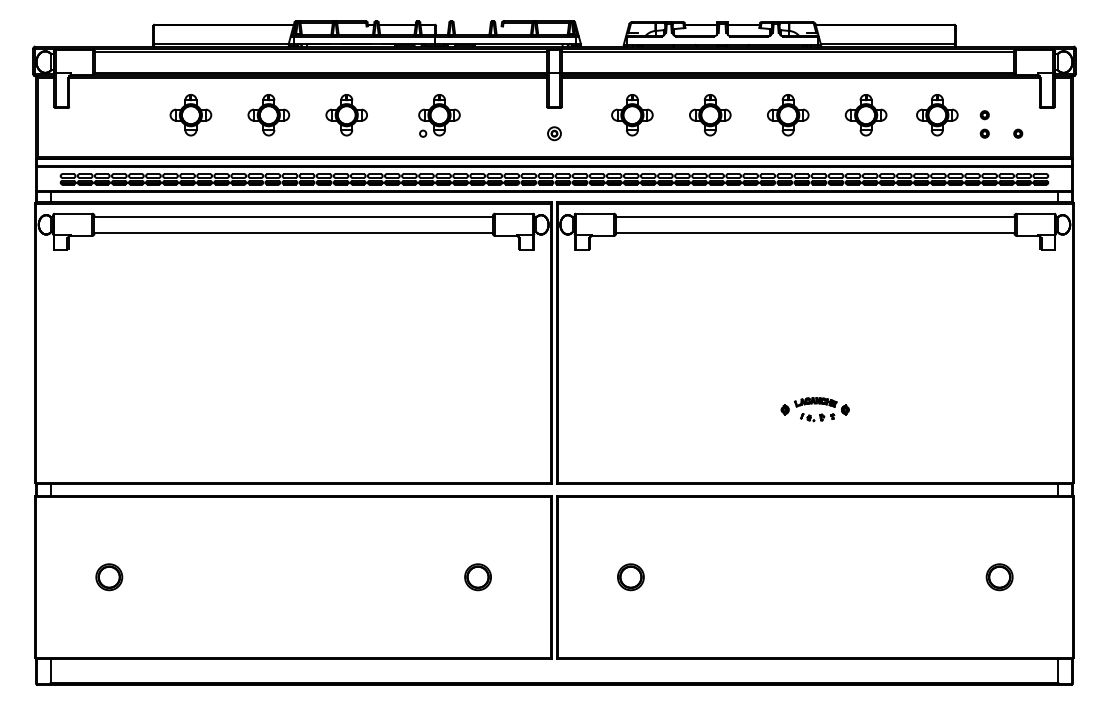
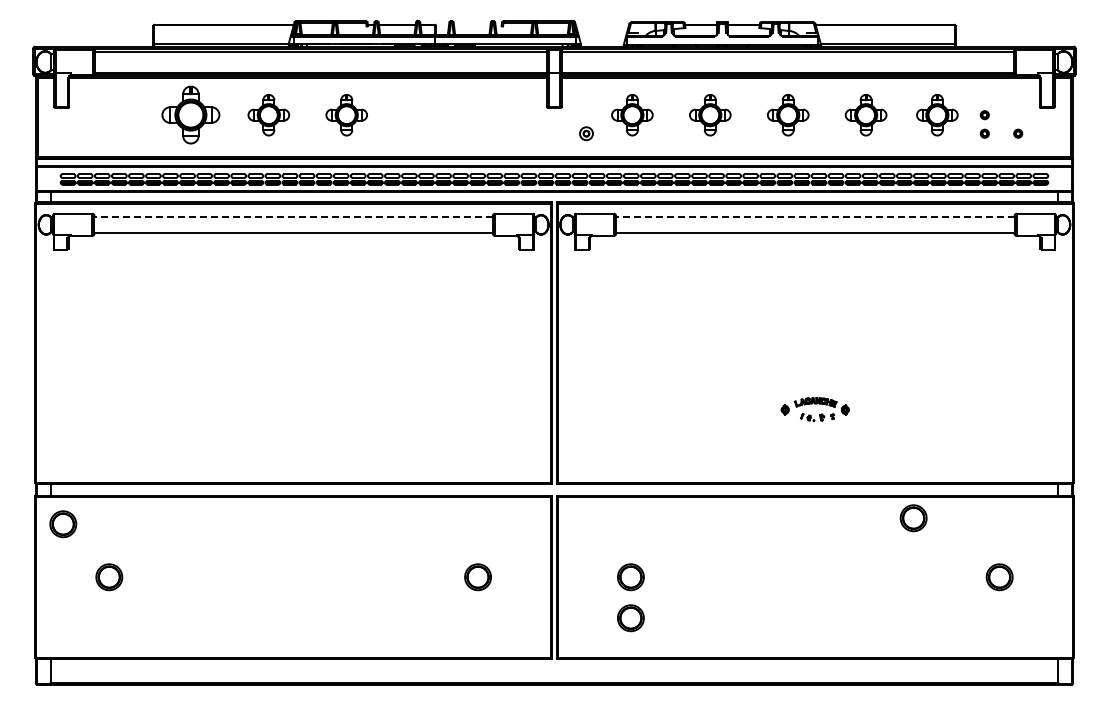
part size: 44x43 px -> 60x60 px (190, 114)
part: present -> none (439, 115)
part position: (554, 133) -> (586, 133) (586, 133)
line: solid -> dashed (293, 216)
line: solid -> dashed (814, 216)
part: none -> present (913, 518)
part: none -> present (63, 524)
part: none -> present (630, 618)
